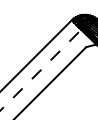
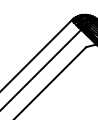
line: dashed -> solid (41, 70)
